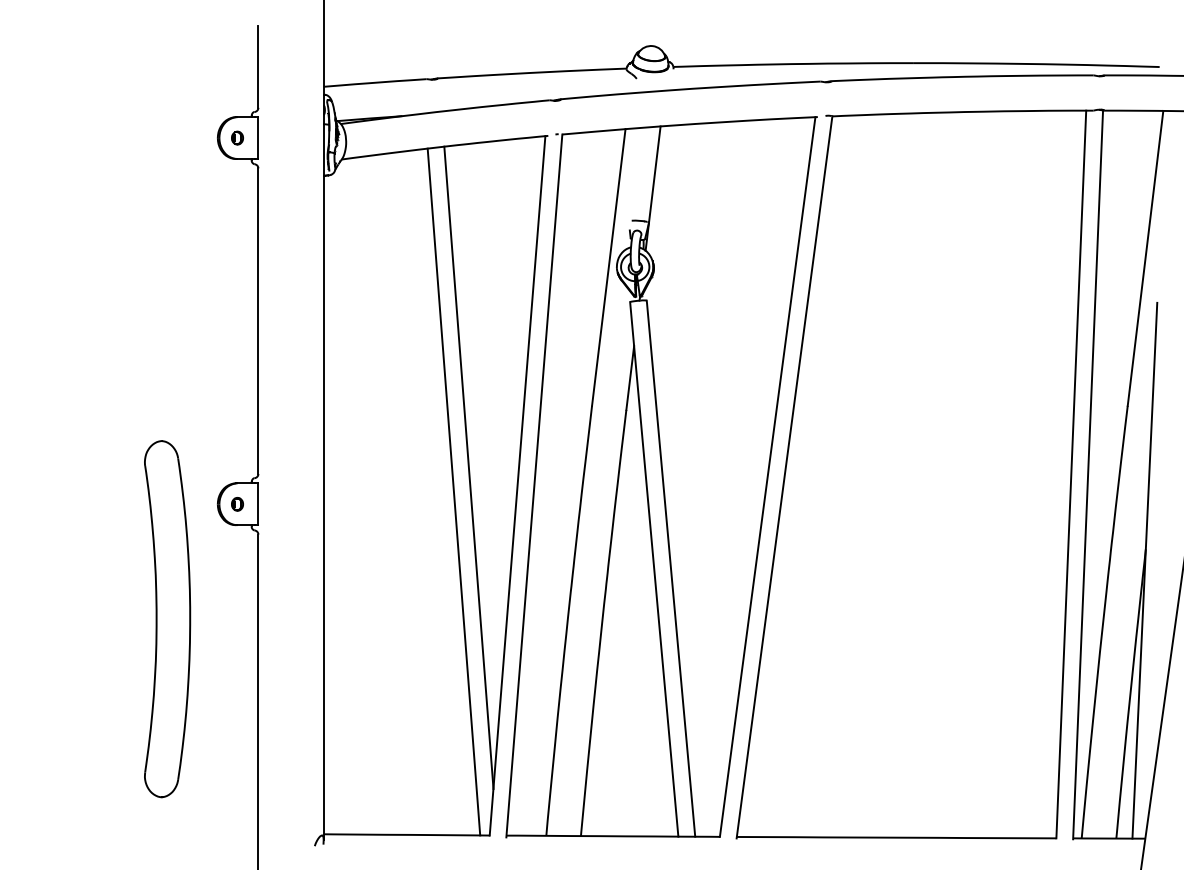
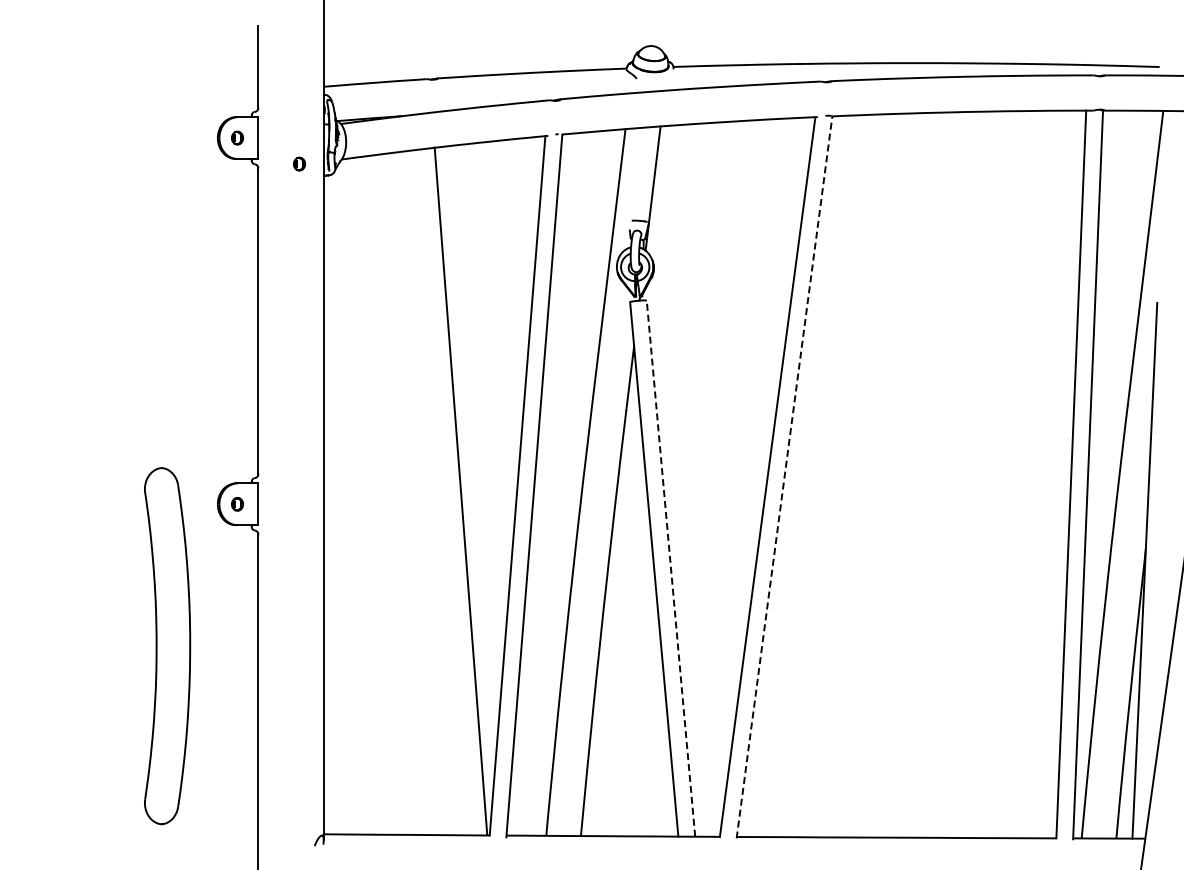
part: none -> present (299, 163)
line: present -> none (468, 467)
line: solid -> dashed (784, 476)
line position: (453, 491) -> (460, 490) (460, 490)
line: solid -> dashed (670, 568)
part position: (167, 619) -> (167, 646) (167, 646)
